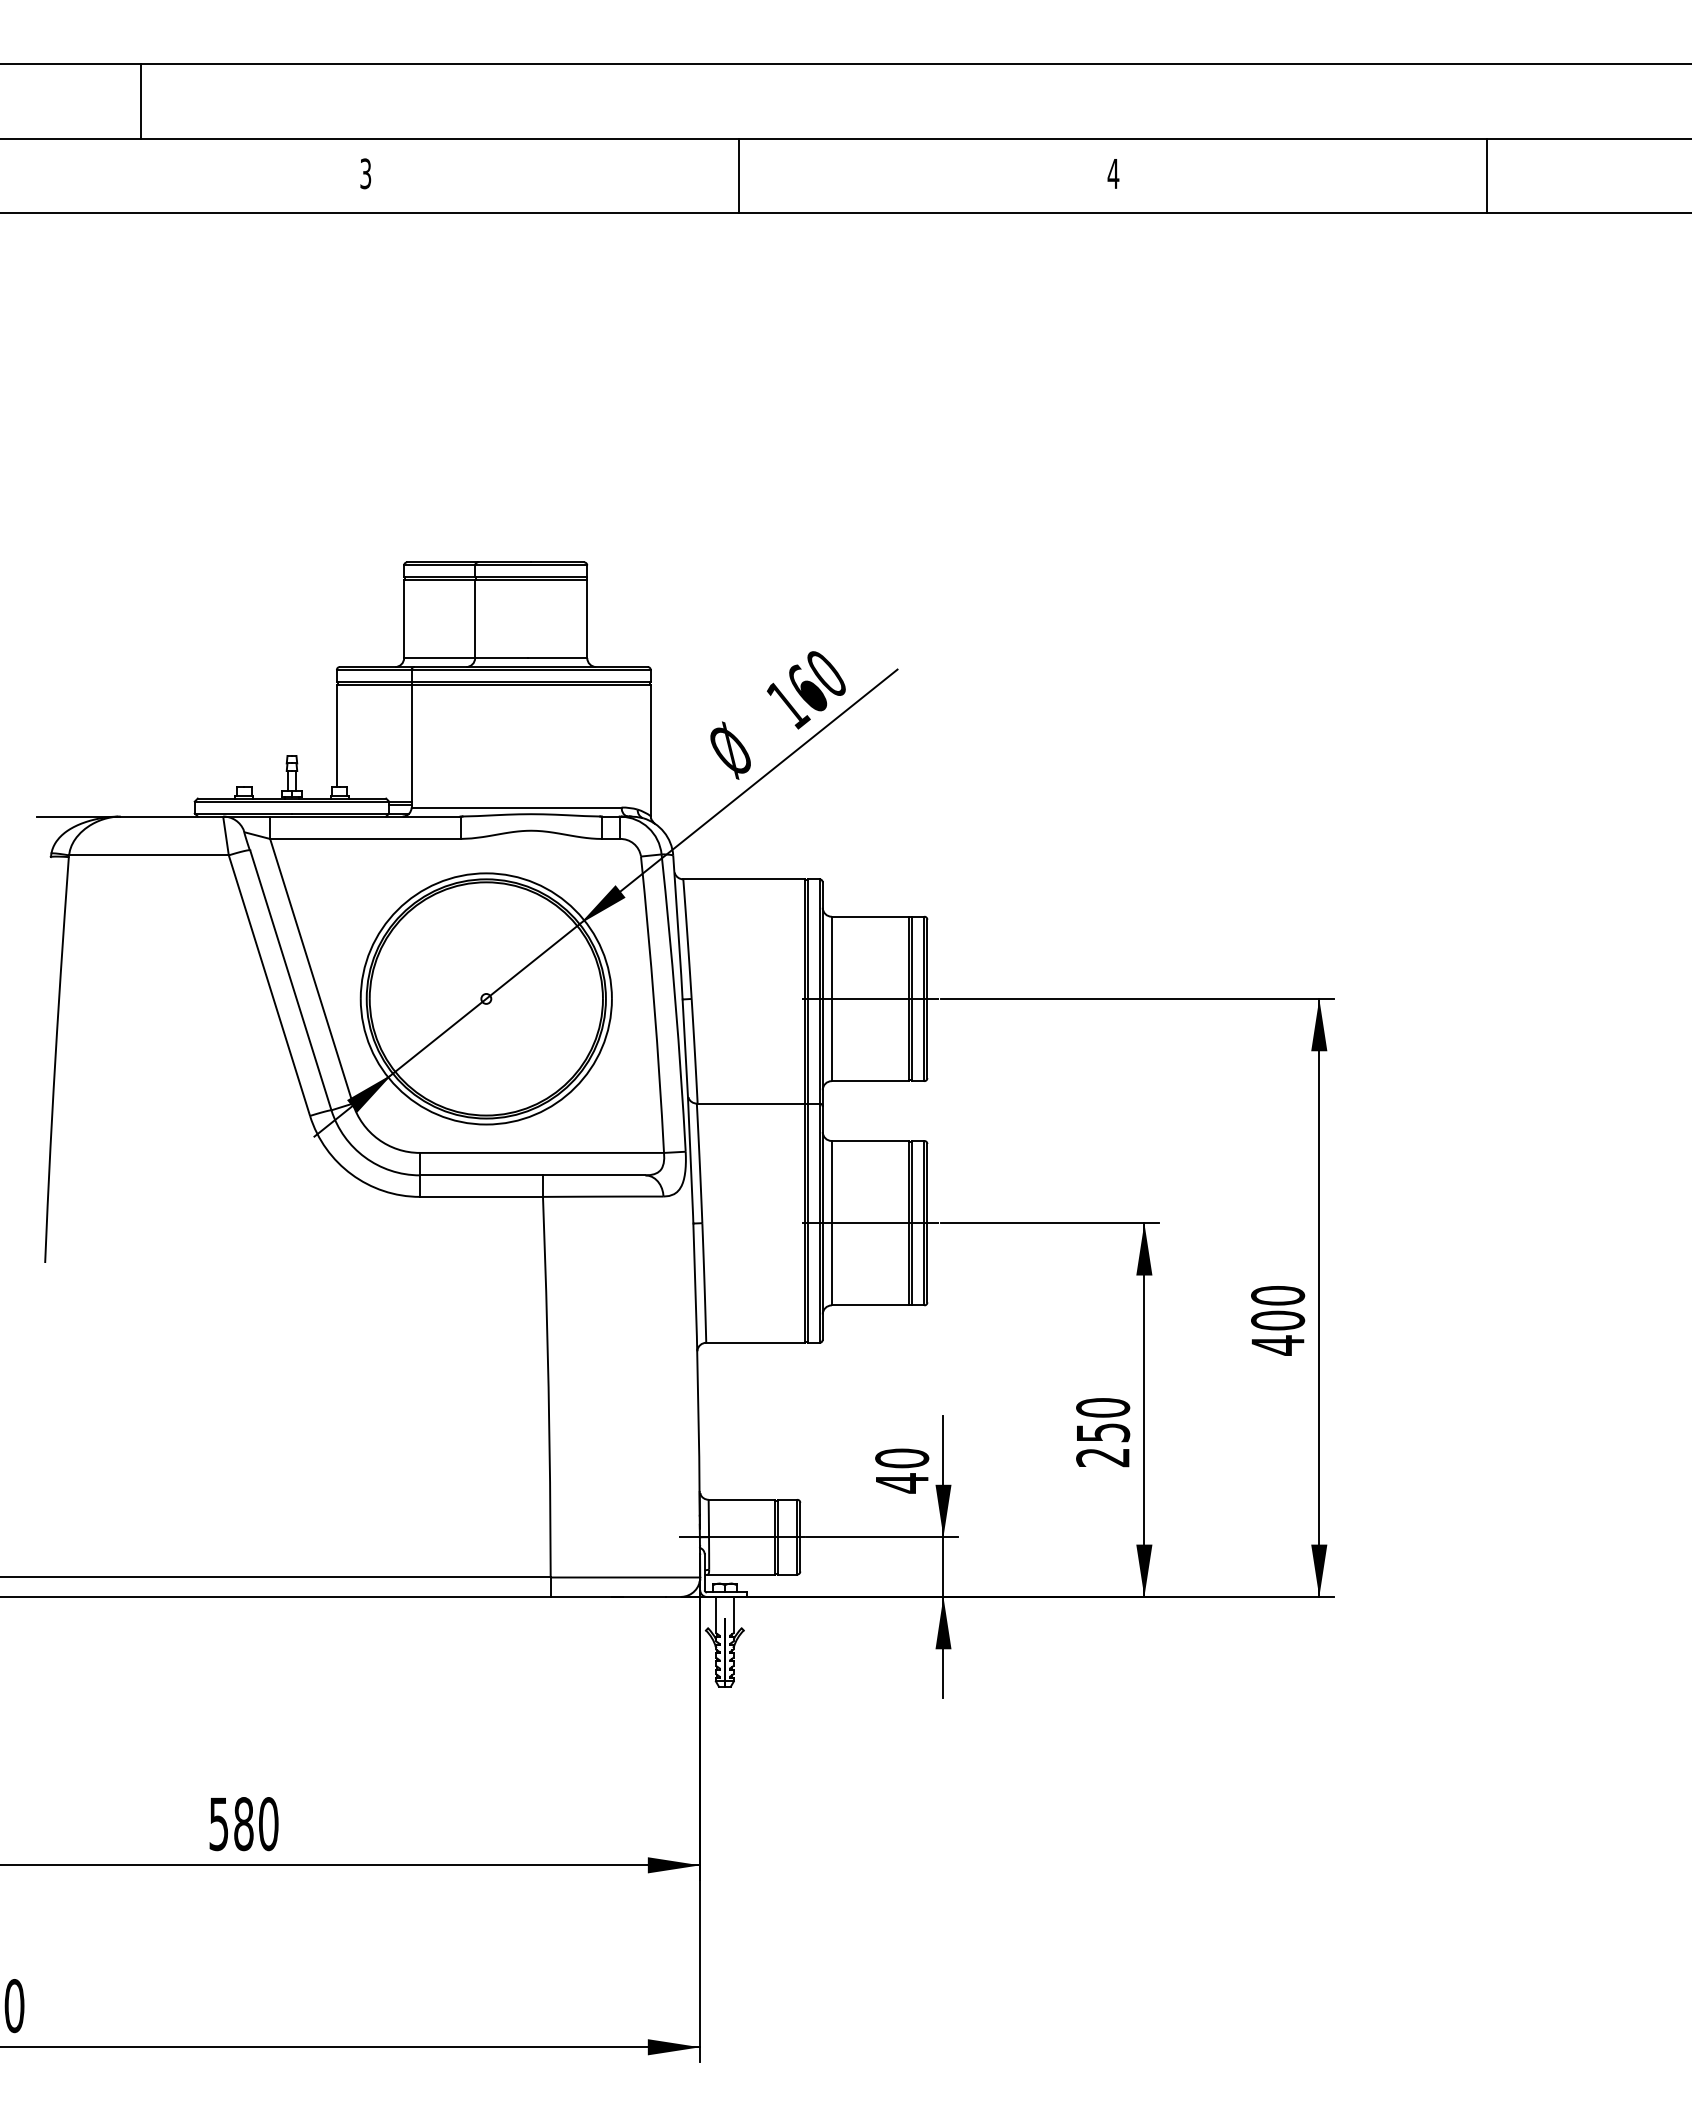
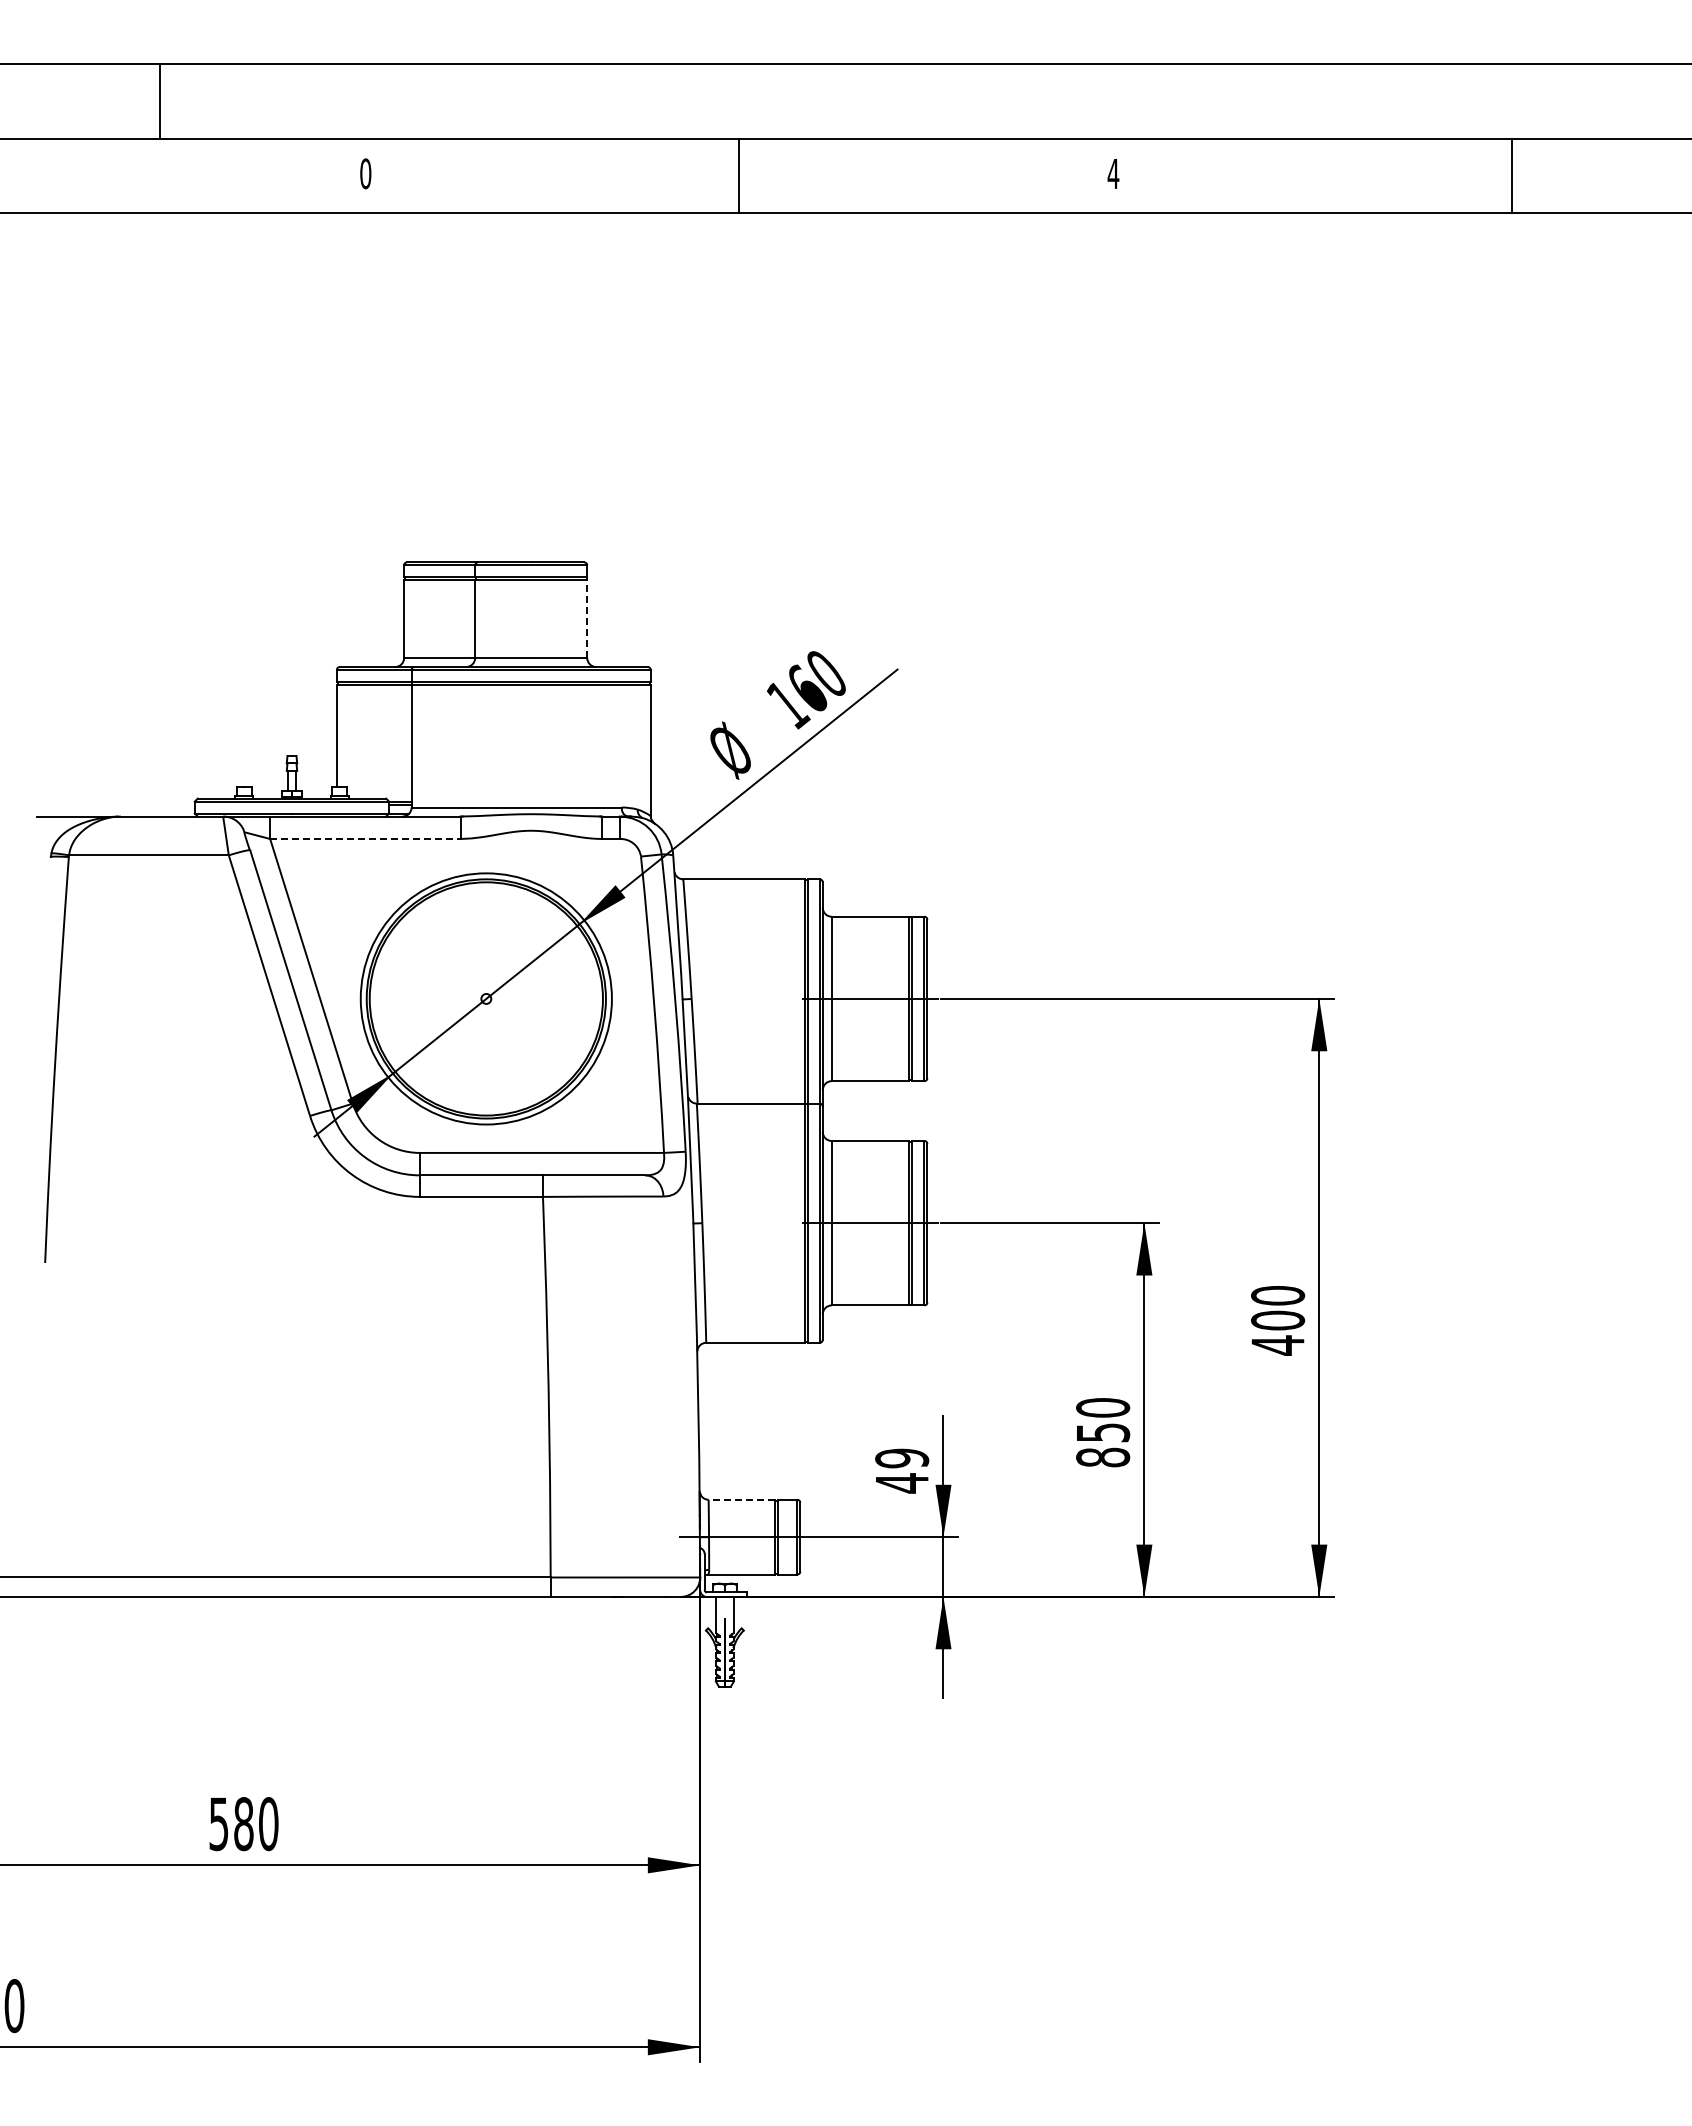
line position: (141, 100) -> (160, 100) (160, 100)
text: 3 -> 0 (365, 173)
line position: (1486, 175) -> (1511, 175) (1511, 175)
line: solid -> dashed (587, 619)
line: solid -> dashed (365, 838)
text: 250 -> 850 (1103, 1457)
text: 40 -> 49 (902, 1458)
line: solid -> dashed (741, 1499)
